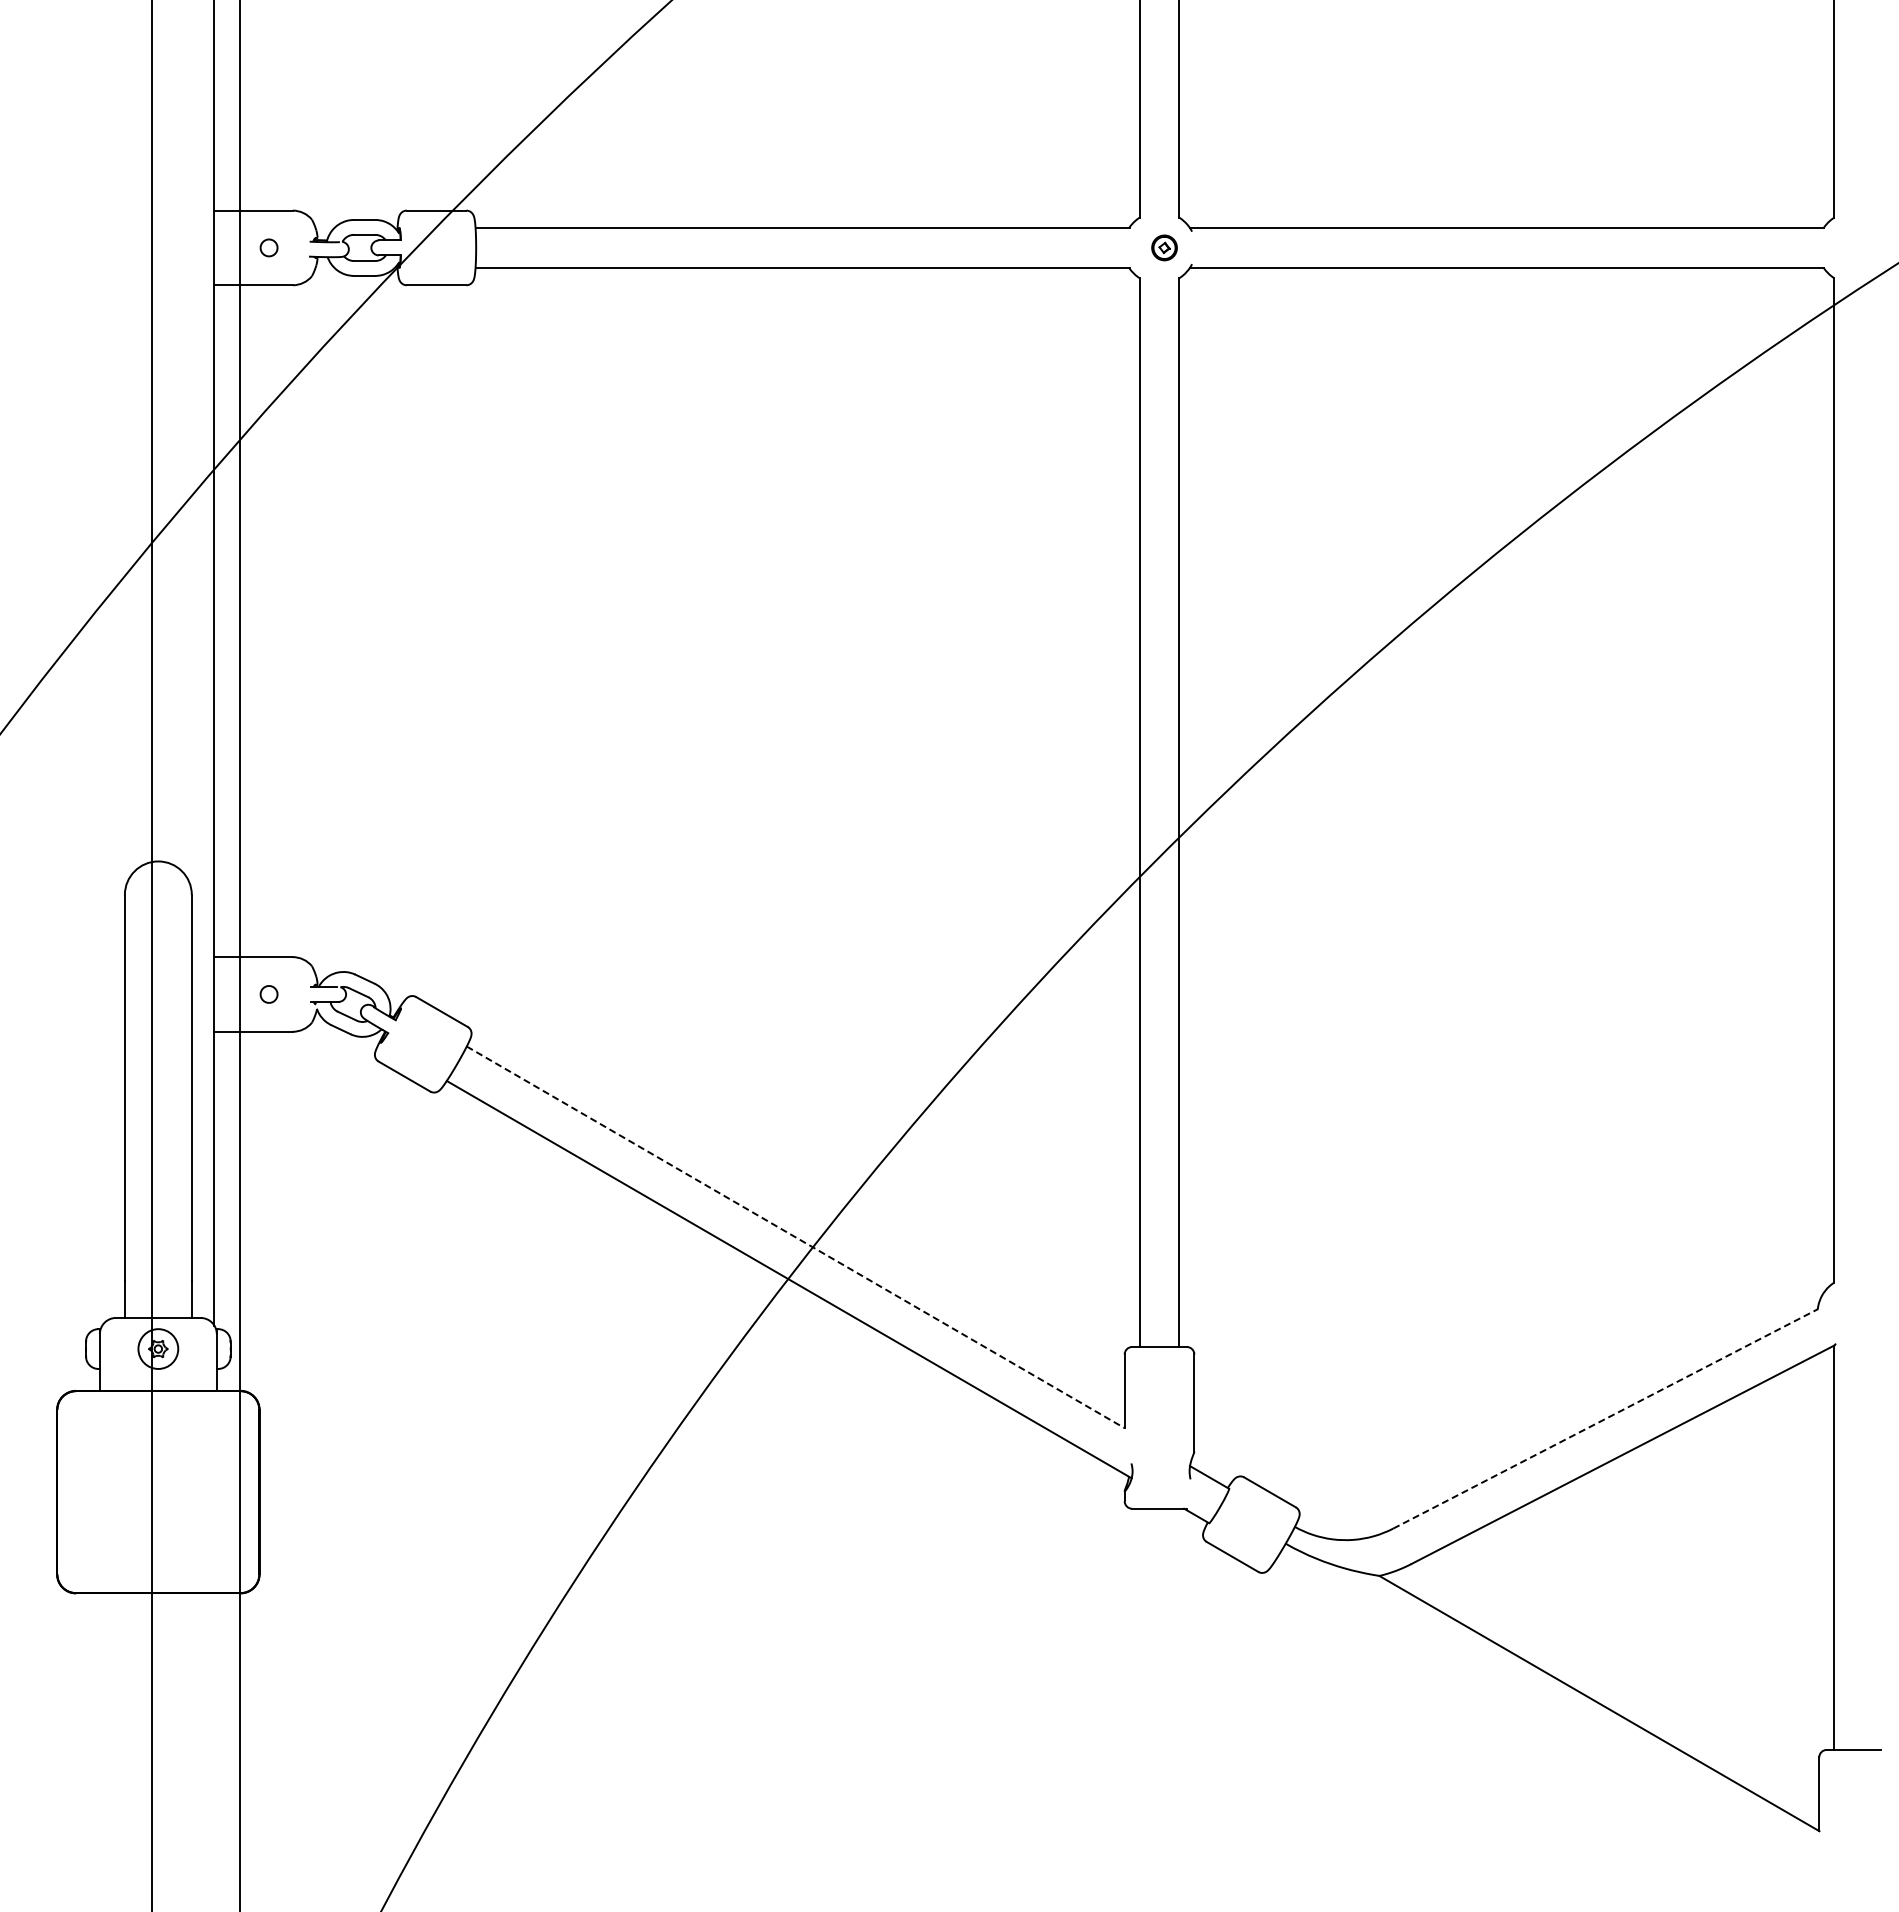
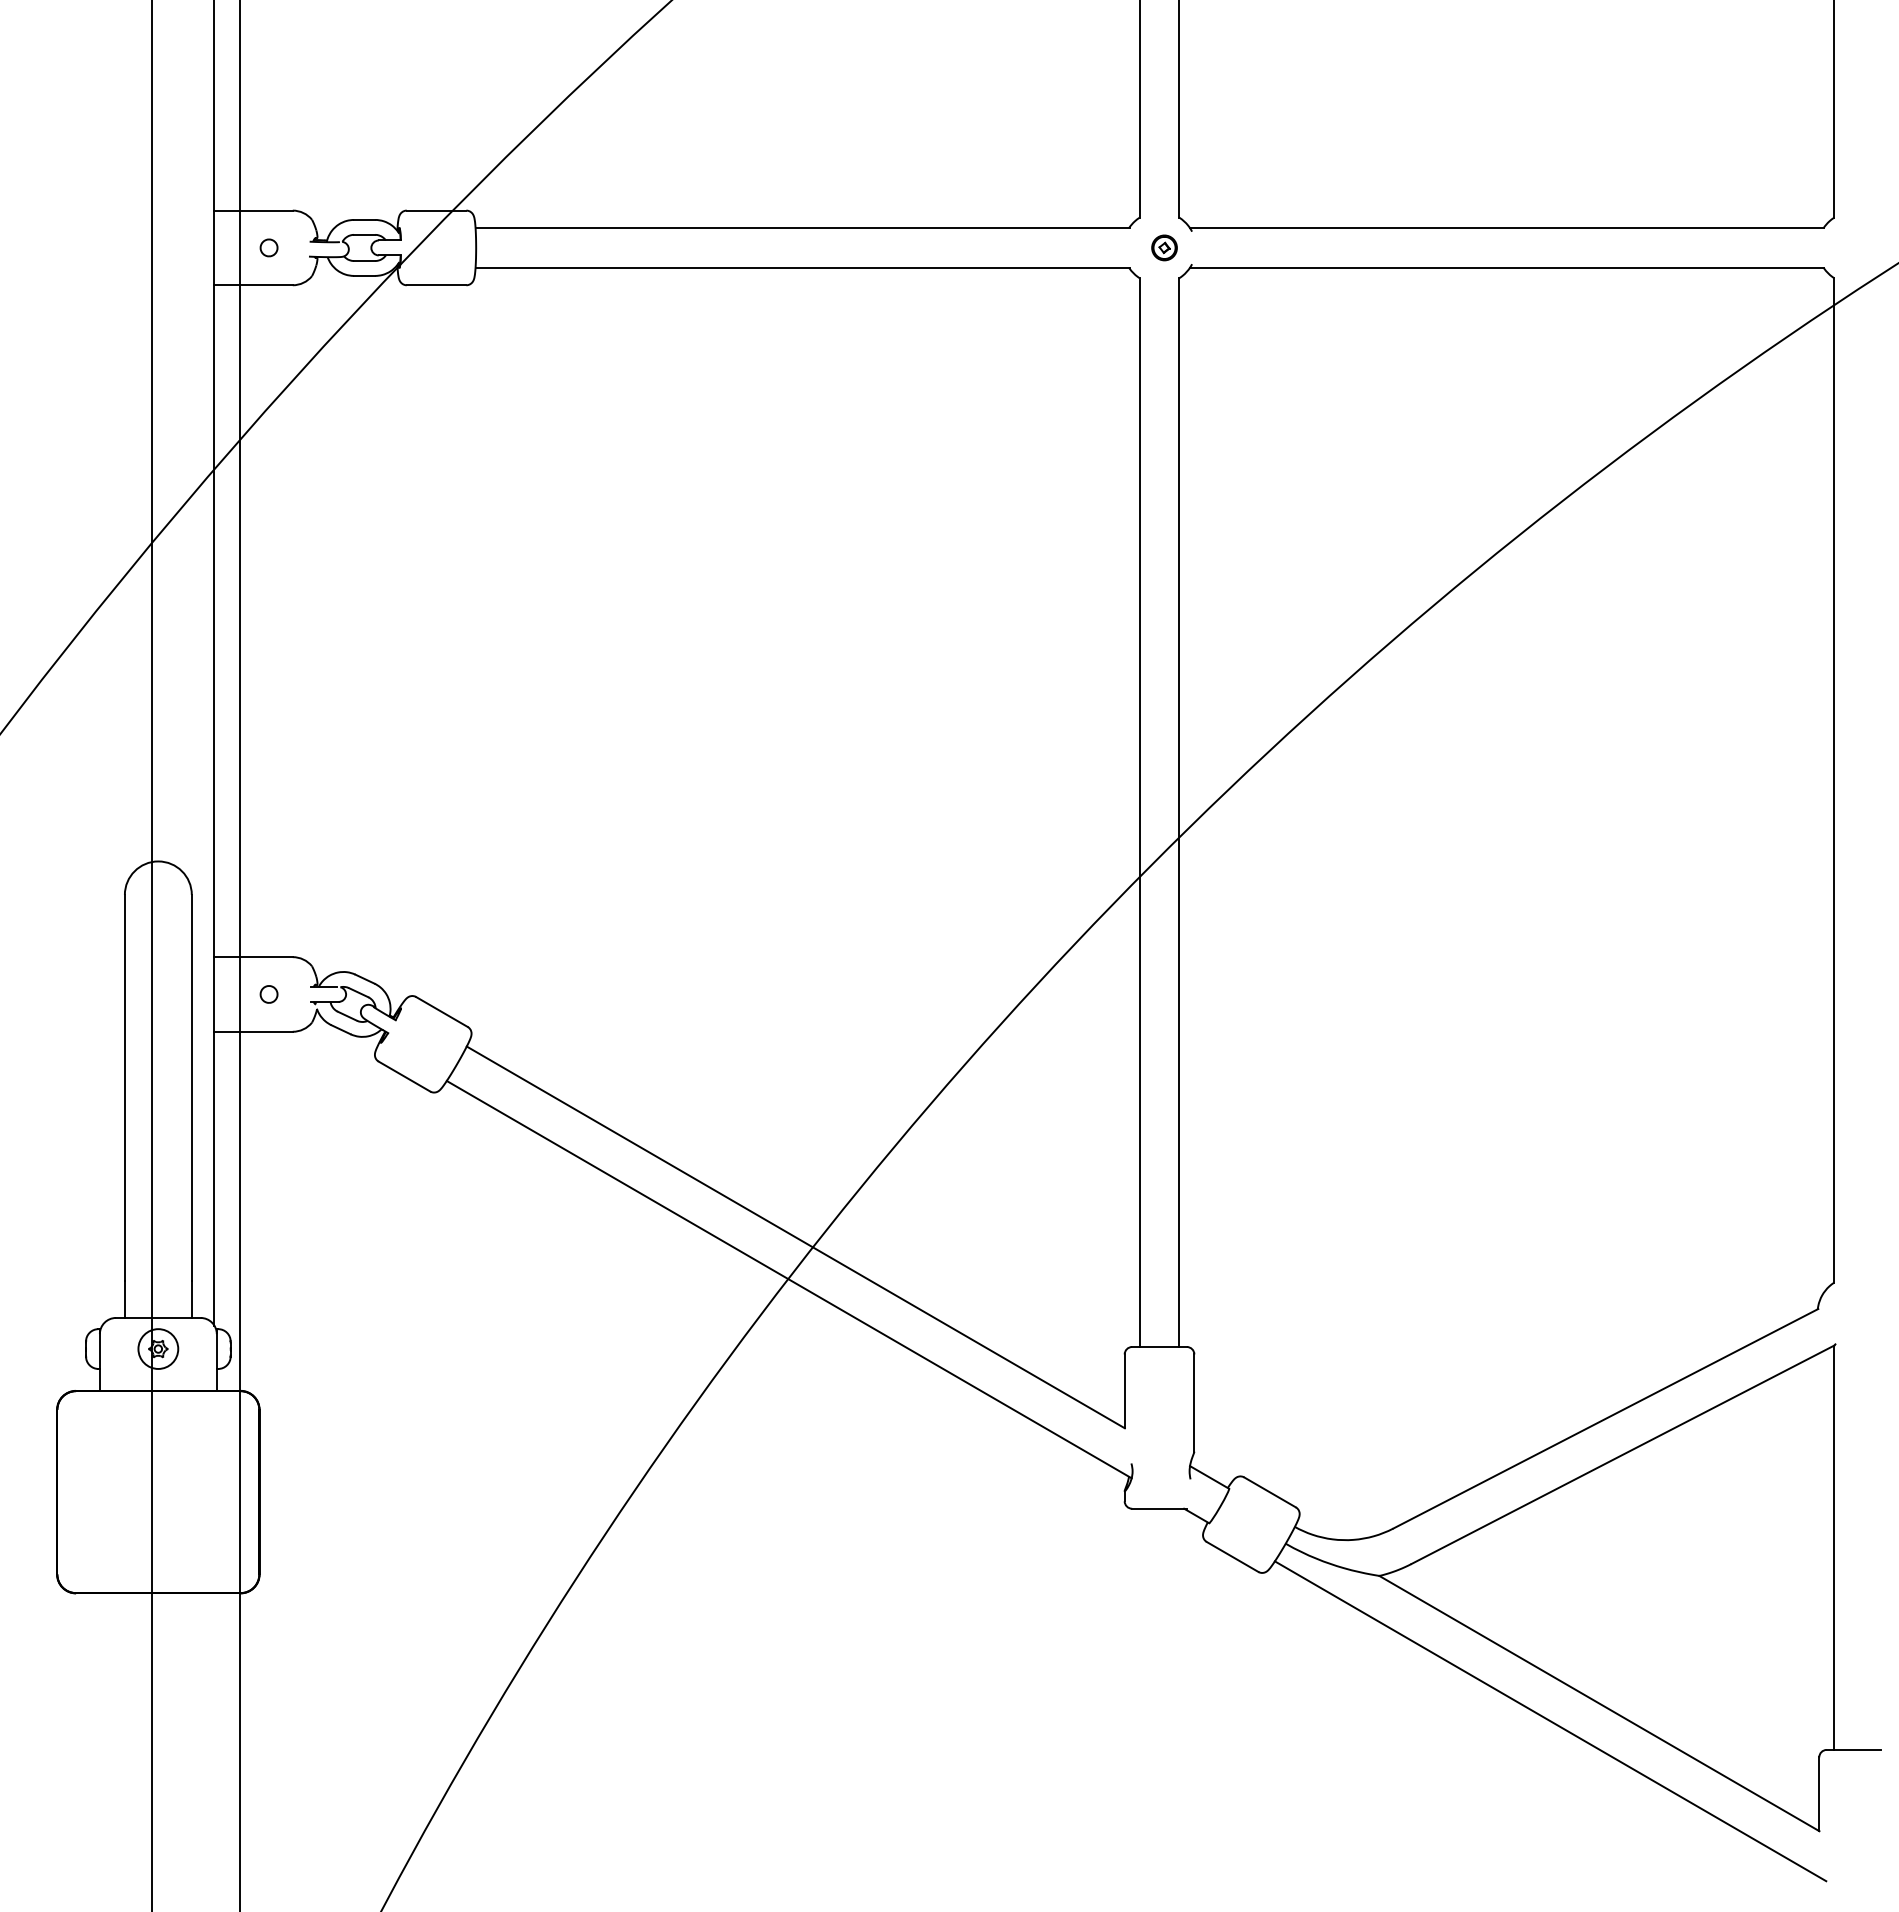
line: dashed -> solid (796, 1237)
line: dashed -> solid (1606, 1418)
line: none -> present (1550, 1721)
